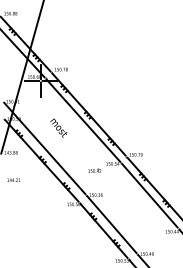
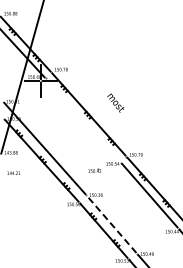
line: present -> none (83, 120)
text position: (58, 127) -> (115, 102) (115, 102)
text position: (13, 179) -> (13, 172) (13, 172)
line: solid -> dashed (111, 224)
